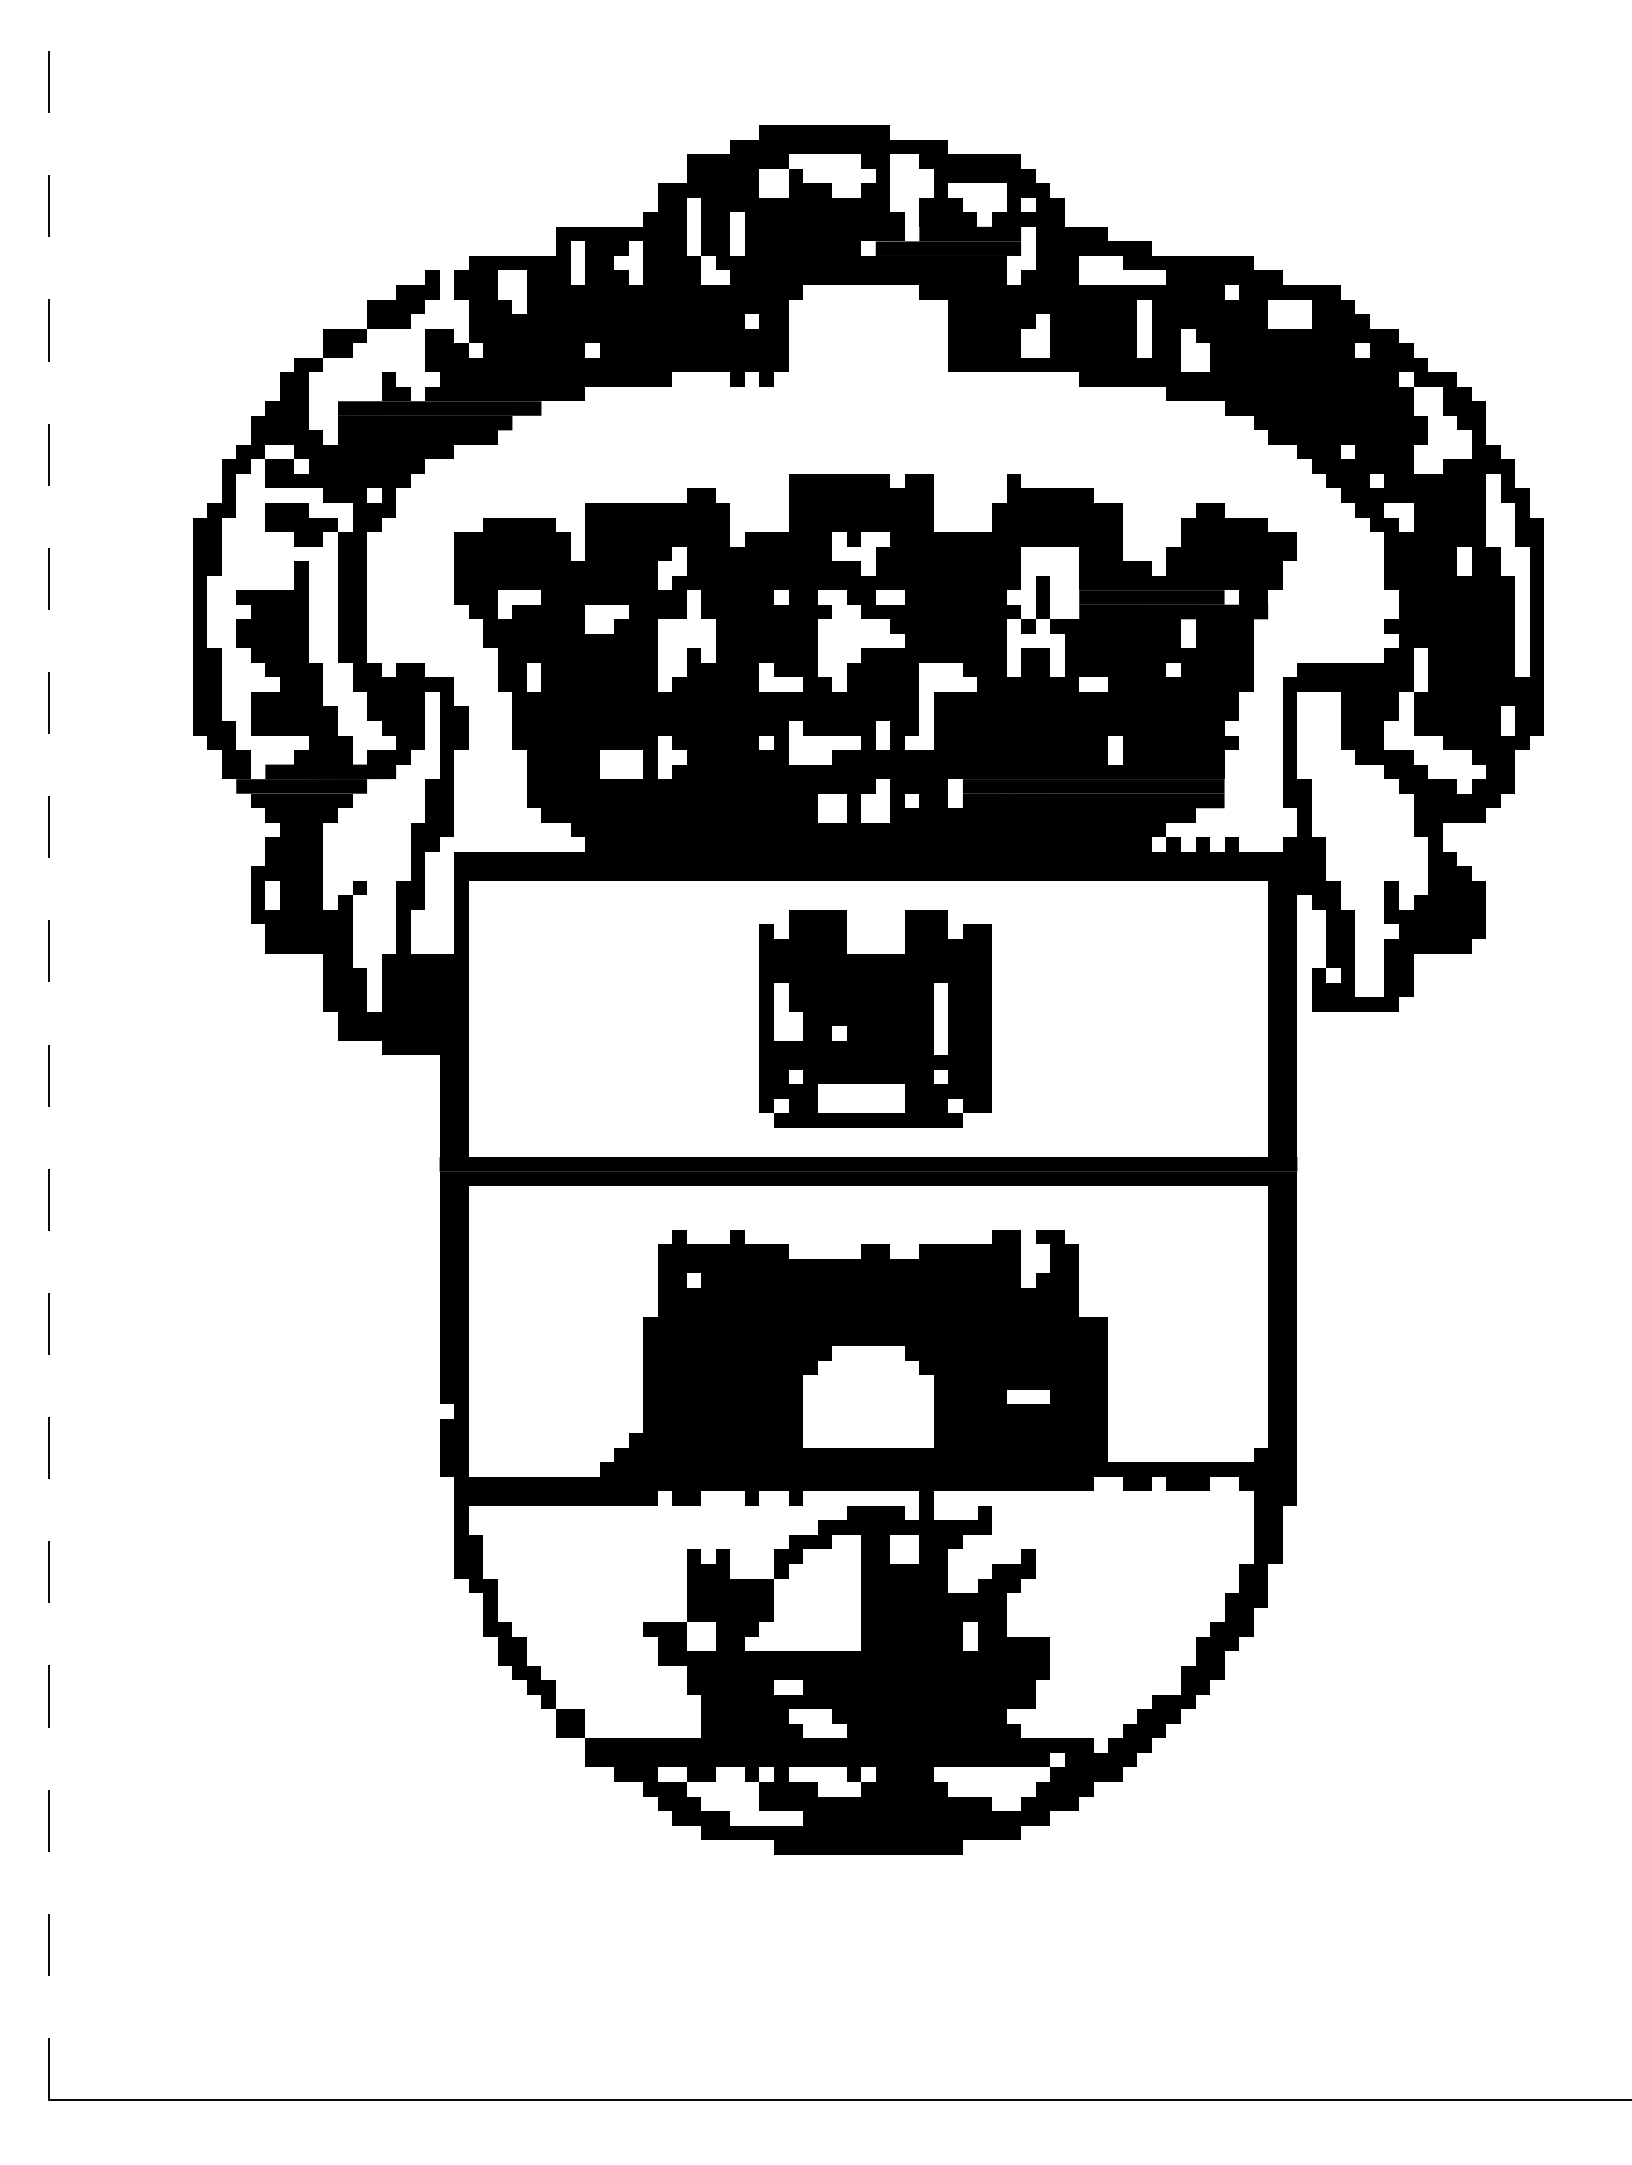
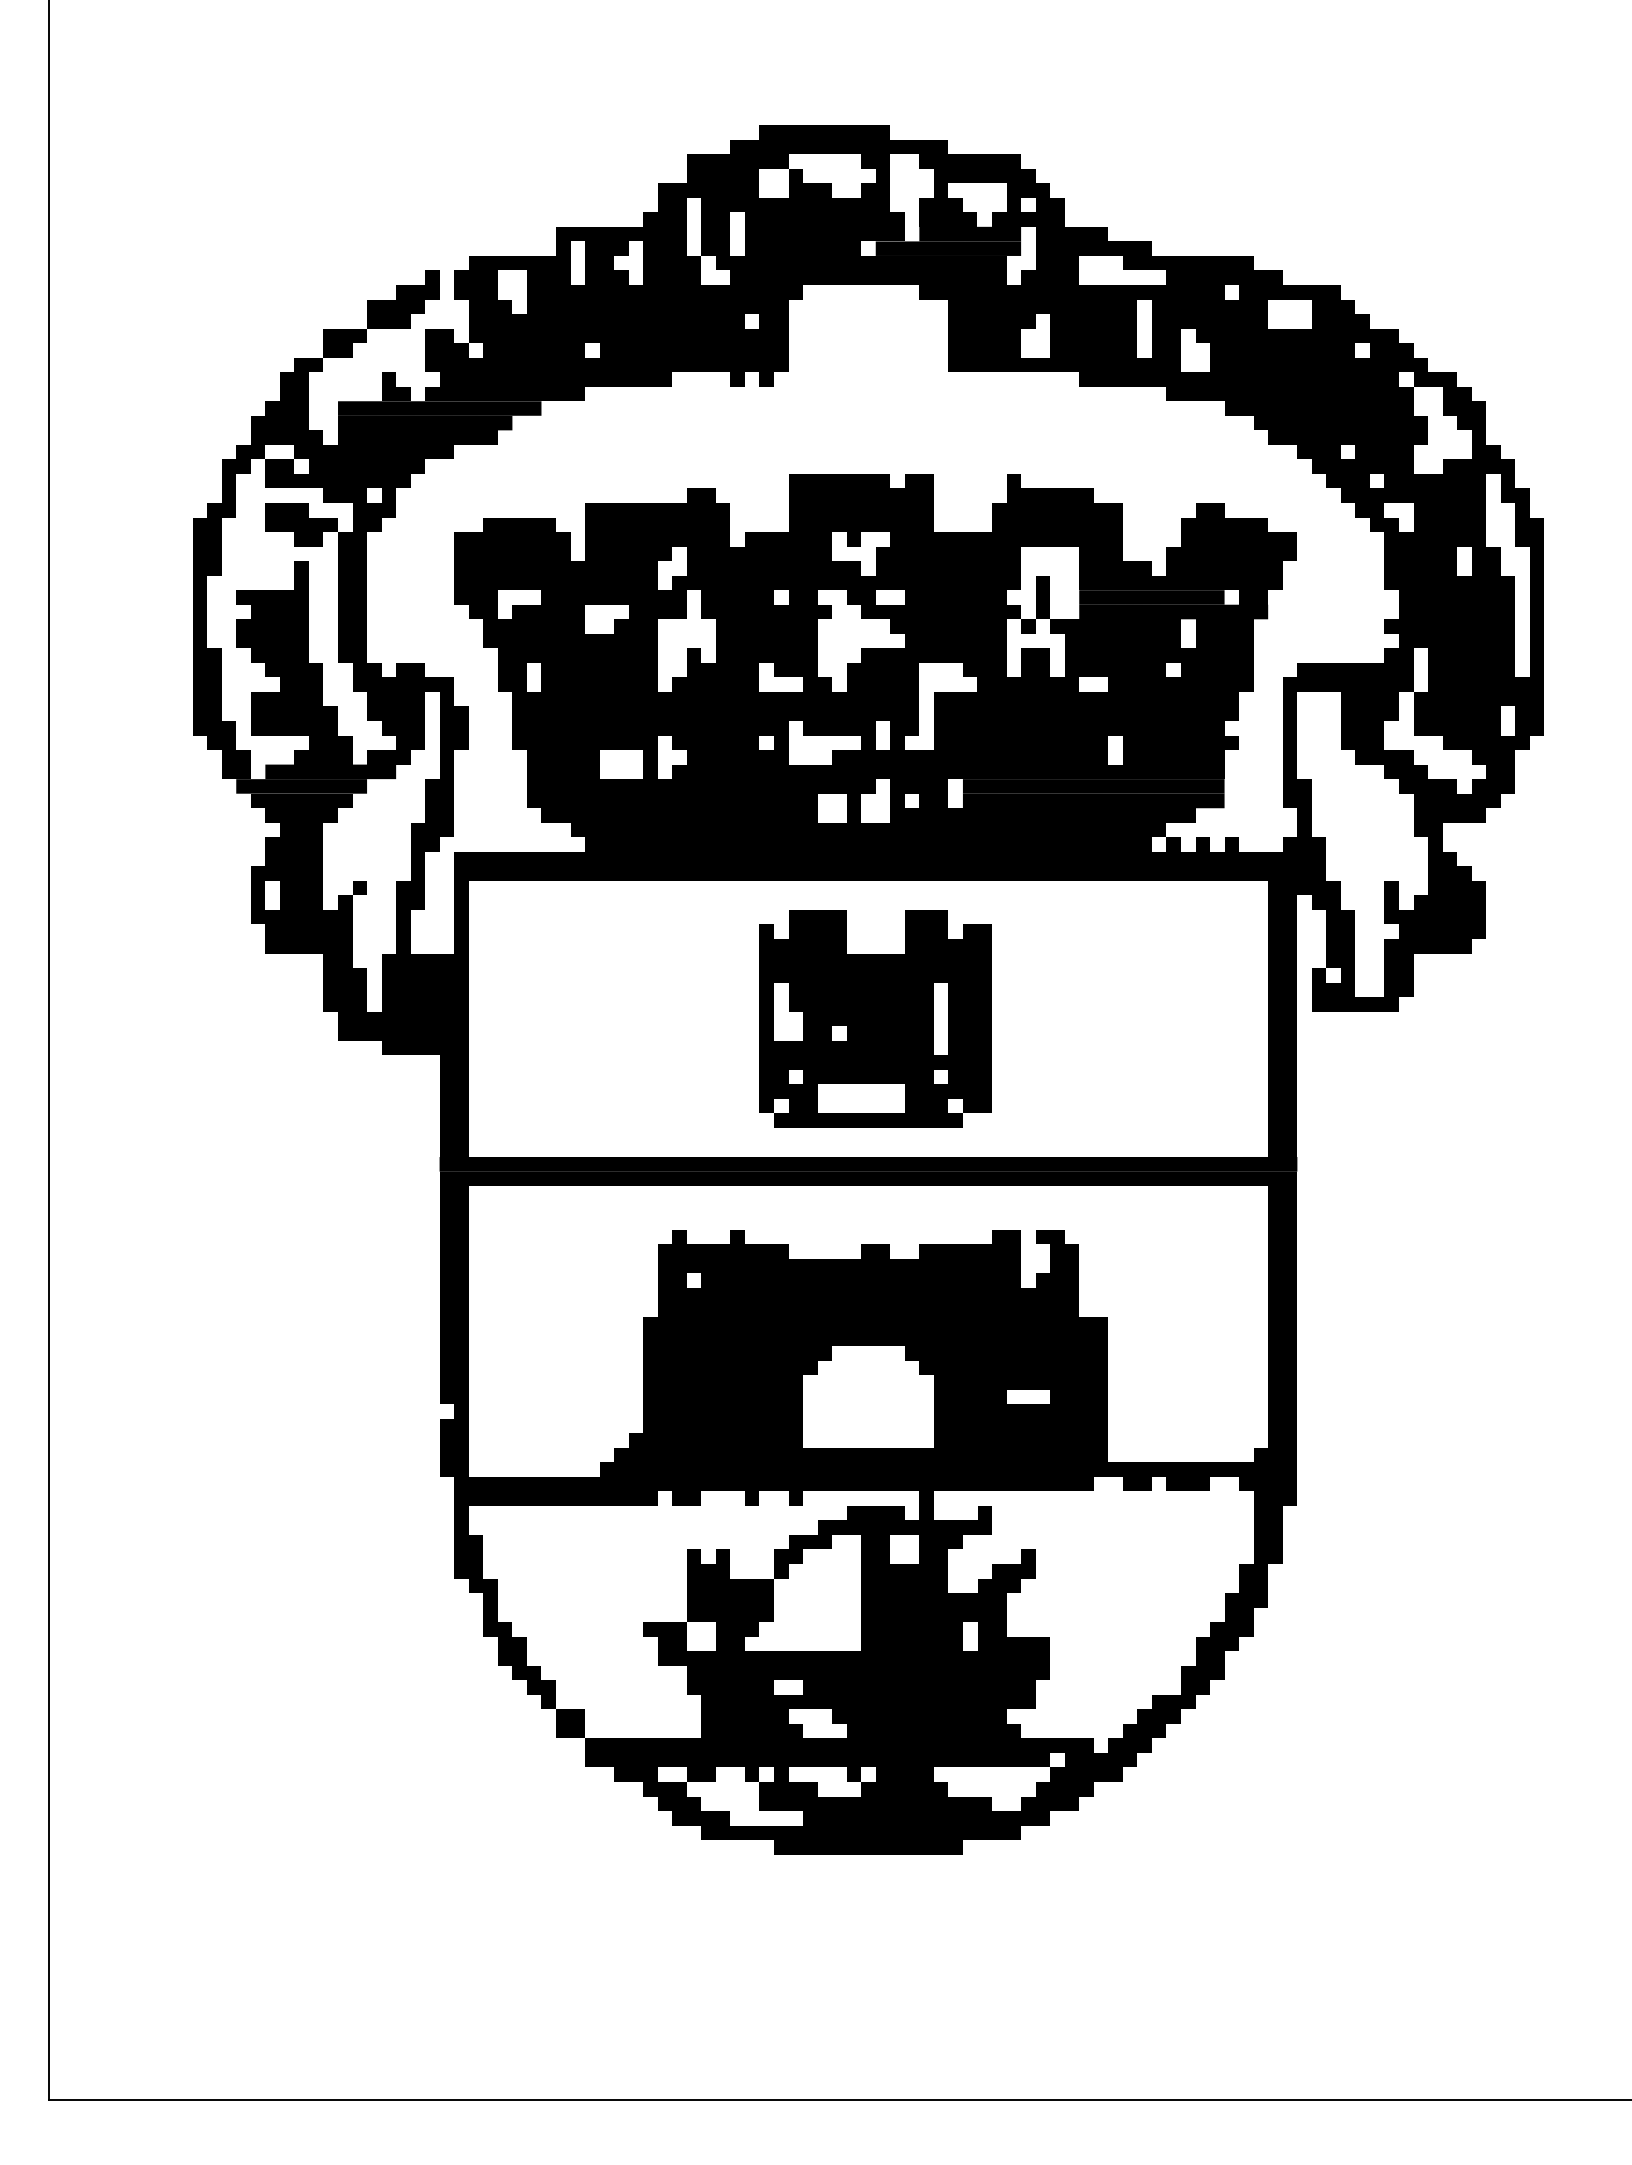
line: dashed -> solid (48, 1050)
